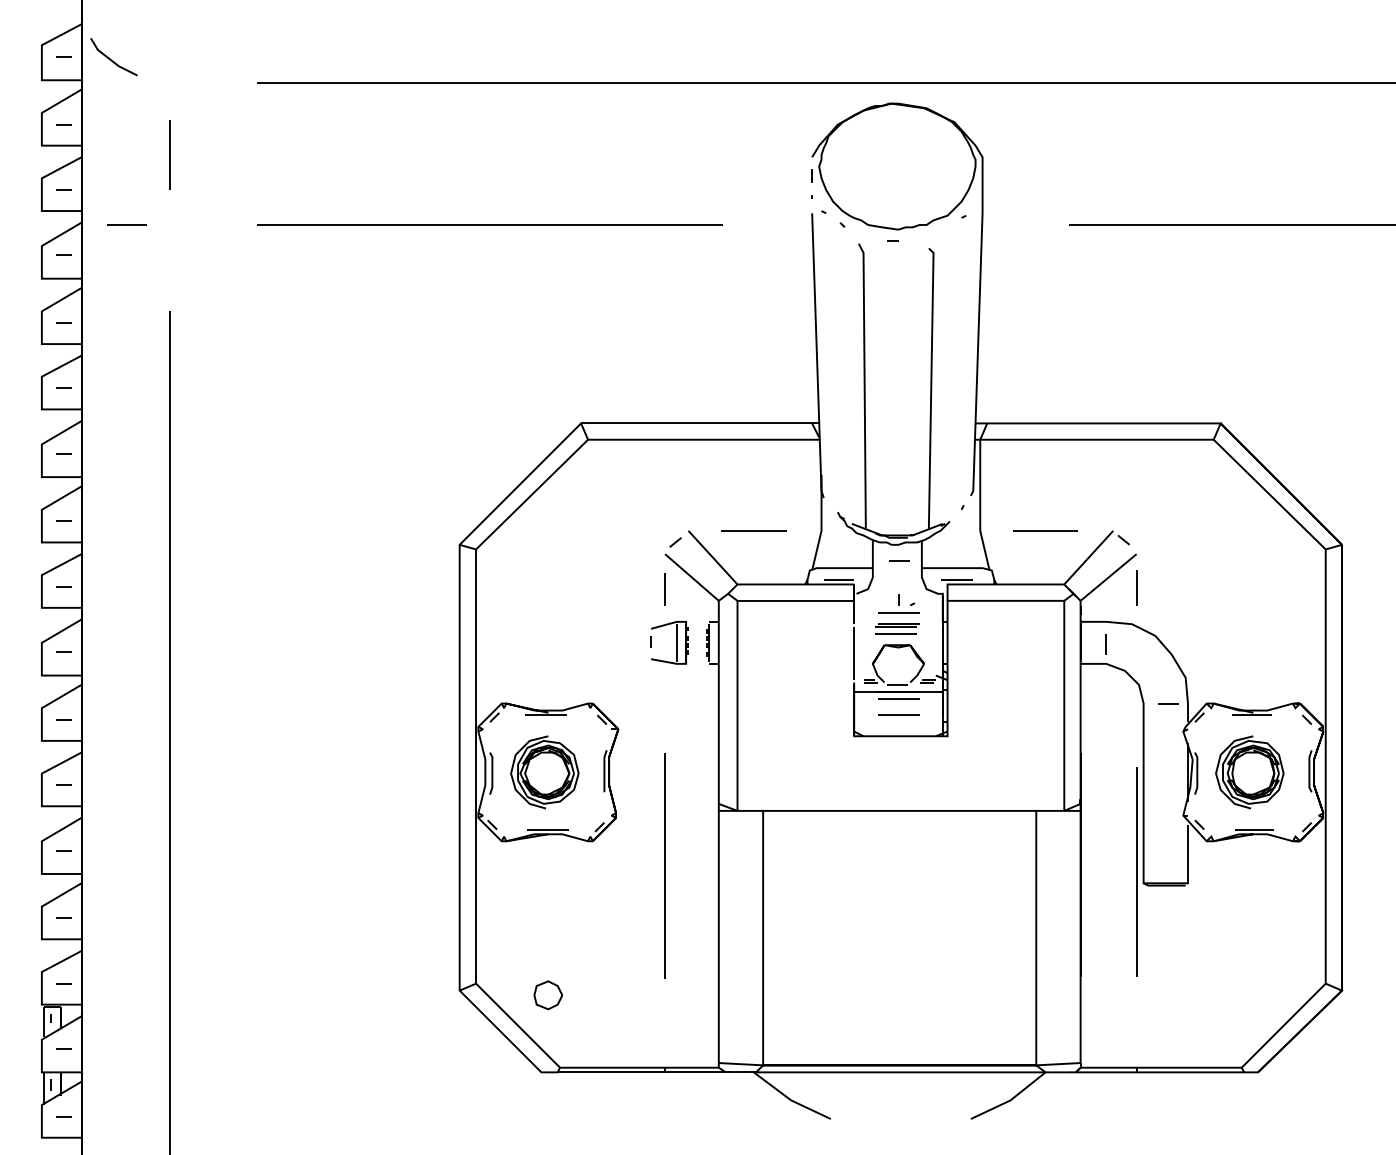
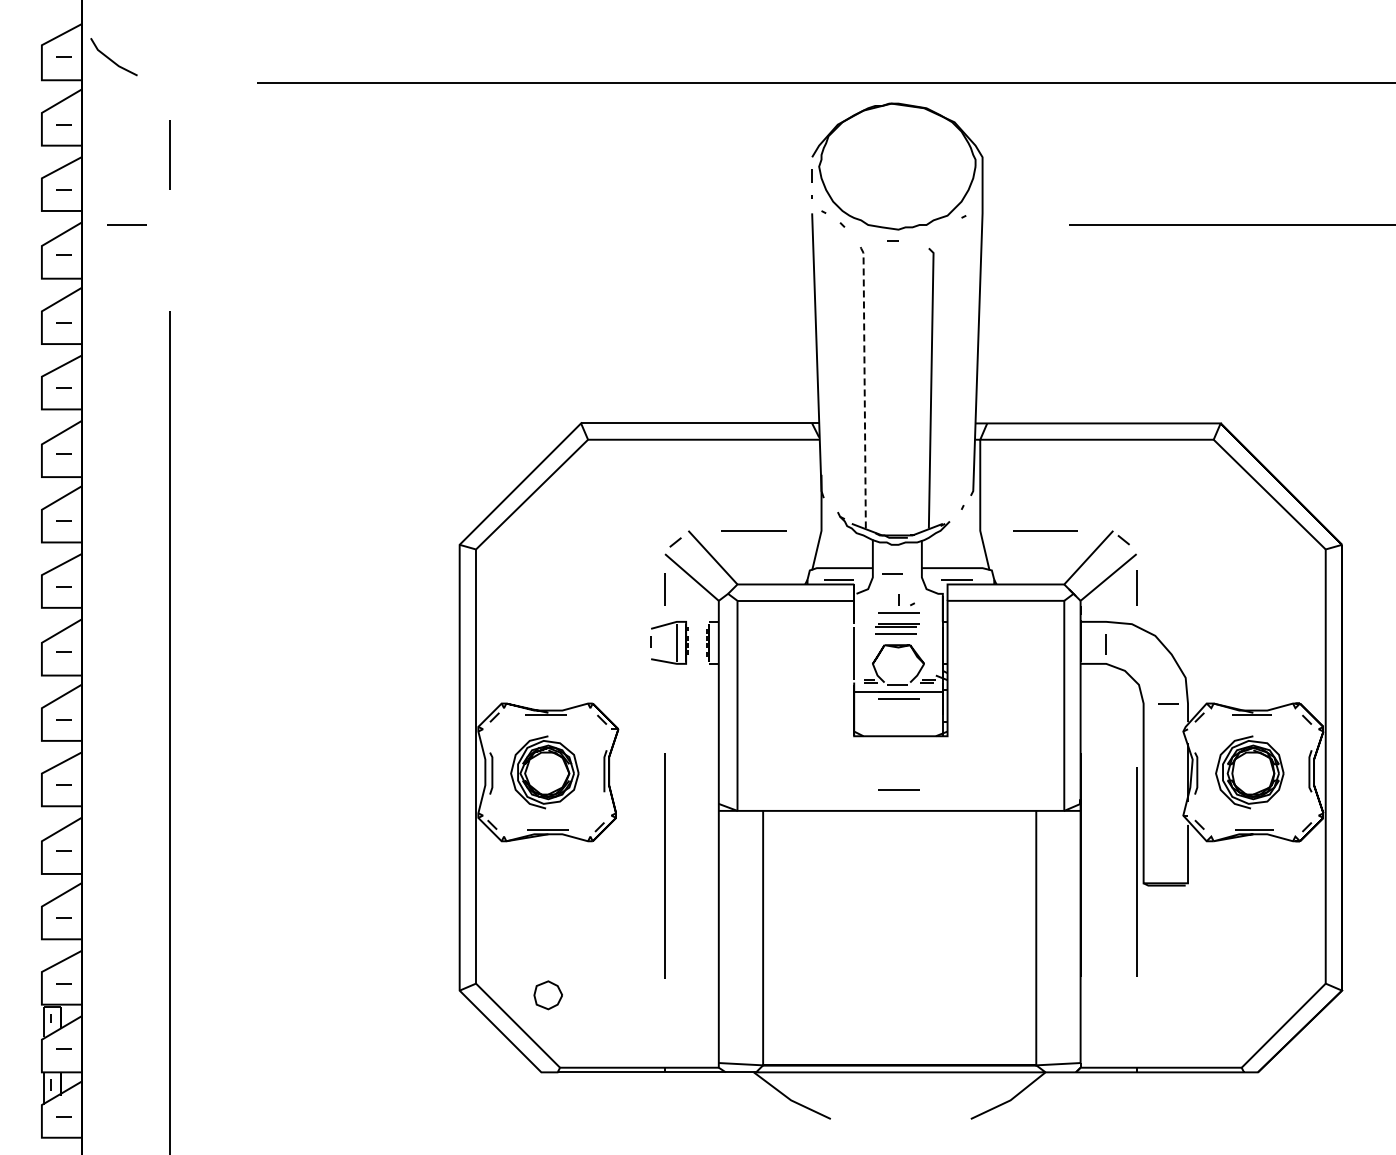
line: present -> none (489, 224)
line: solid -> dashed (864, 383)
line position: (899, 560) -> (892, 573) (892, 573)
line position: (898, 714) -> (898, 789) (898, 789)
